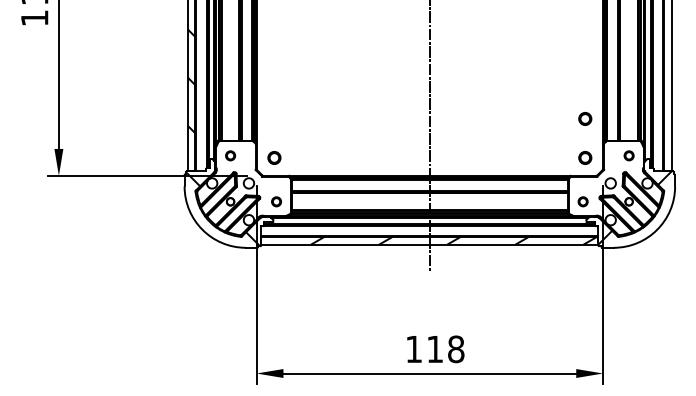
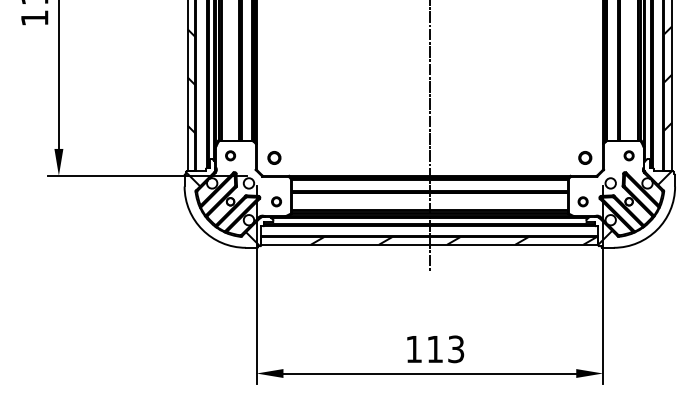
hatch: none -> present (668, 98)
circle: present -> none (585, 118)
text: 118 -> 113 (456, 349)
